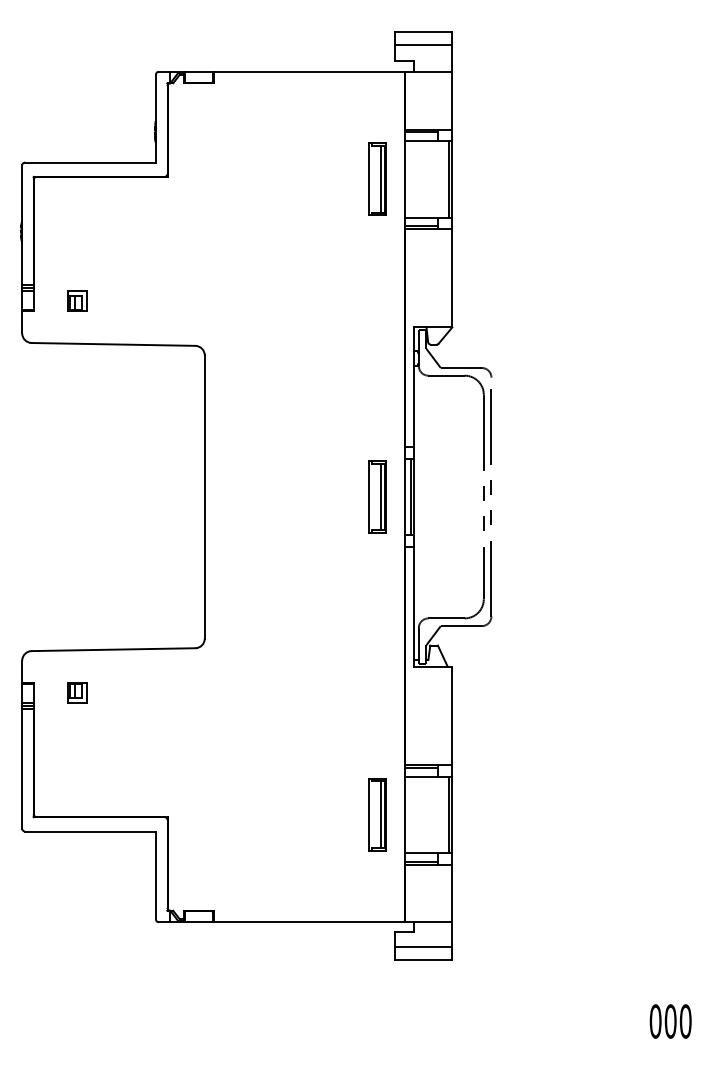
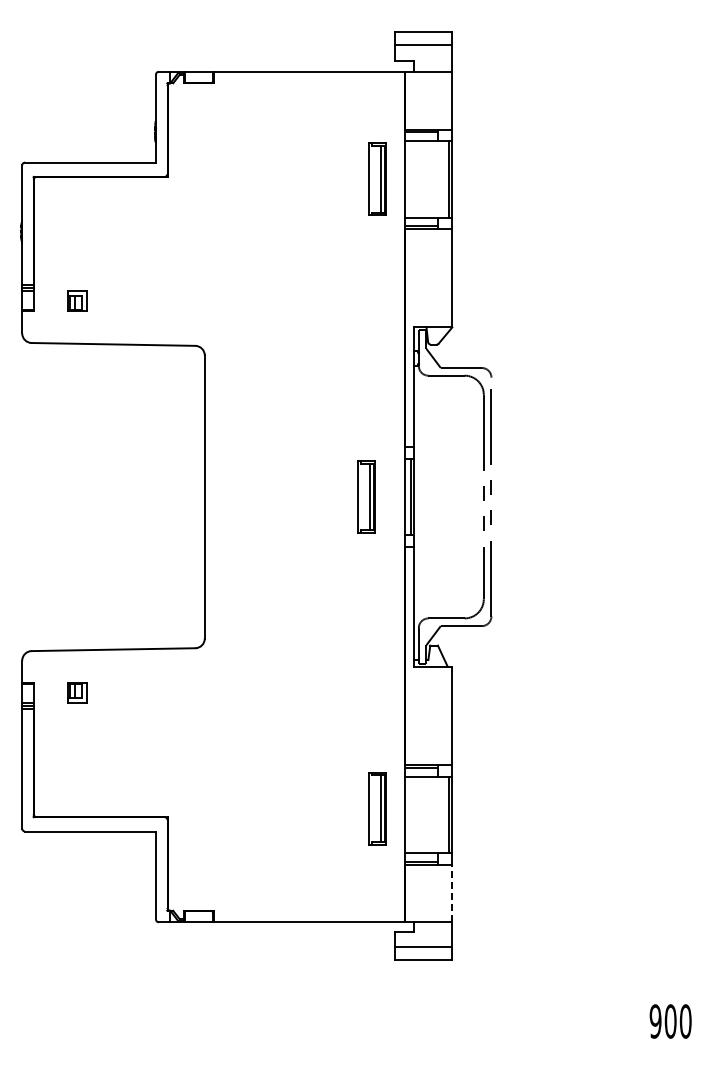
part position: (377, 496) -> (366, 496) (366, 496)
part position: (377, 814) -> (377, 808) (377, 808)
line: solid -> dashed (452, 893)
text: 000 -> 900 (655, 1021)
